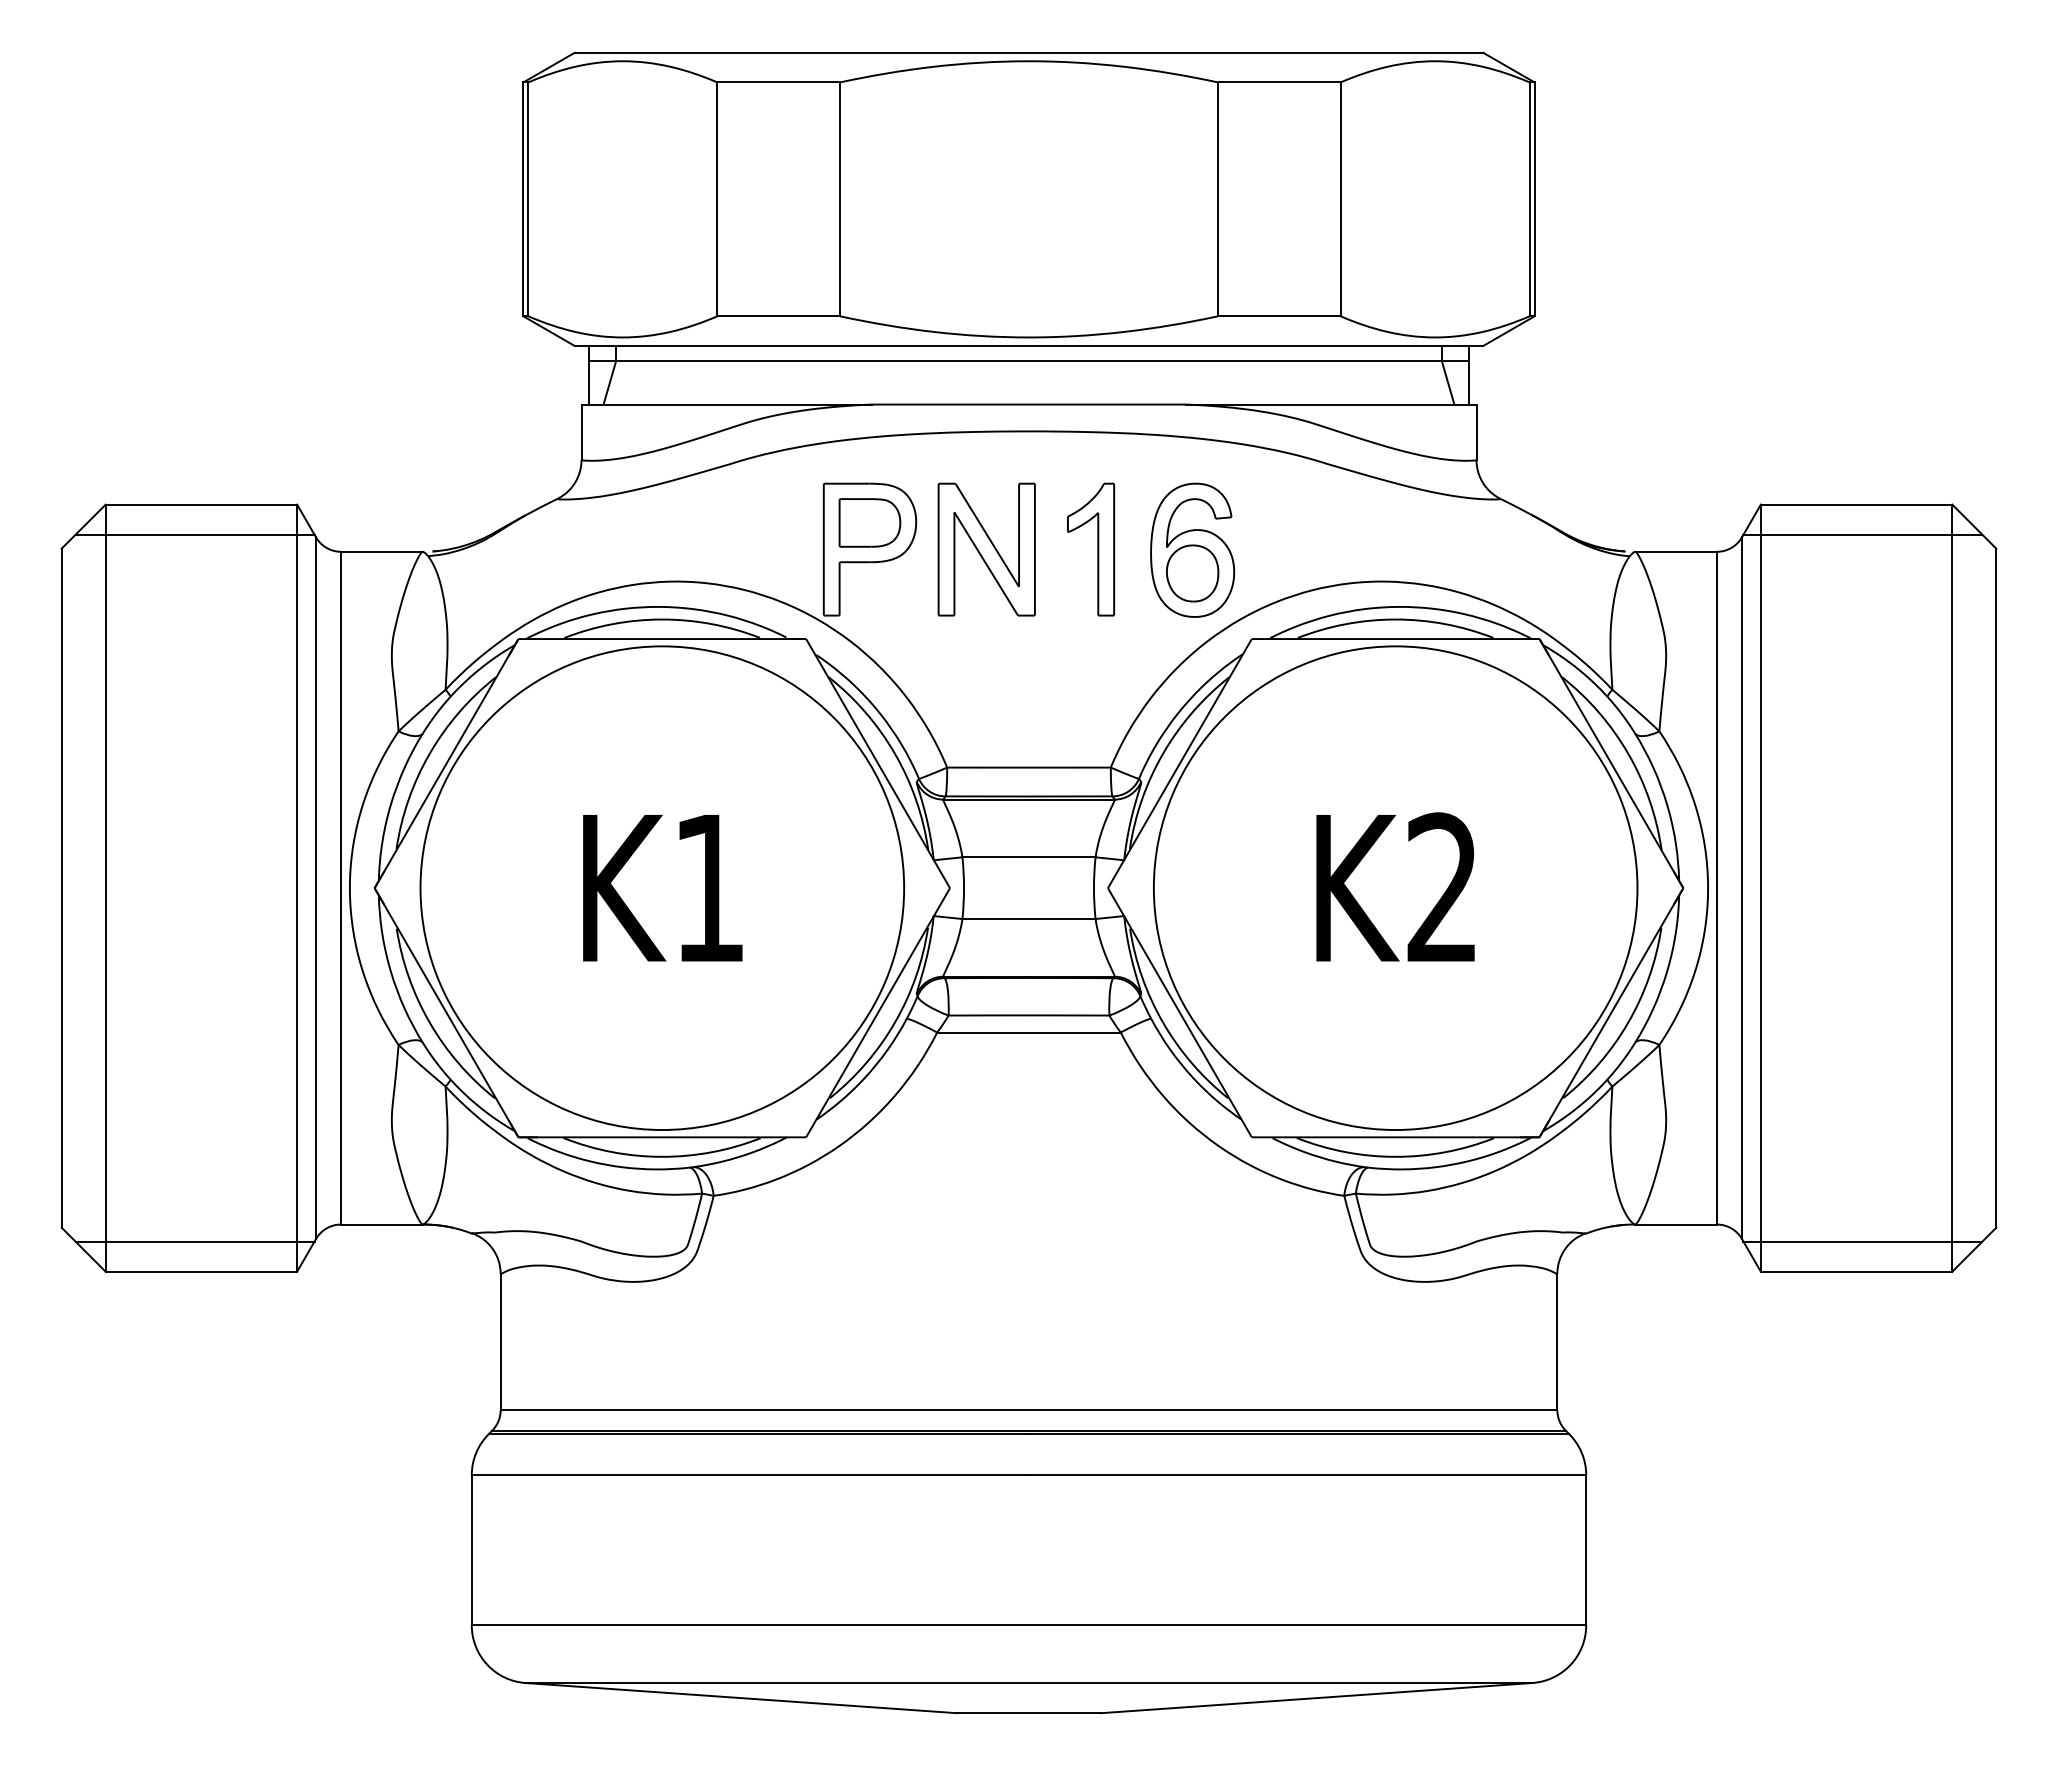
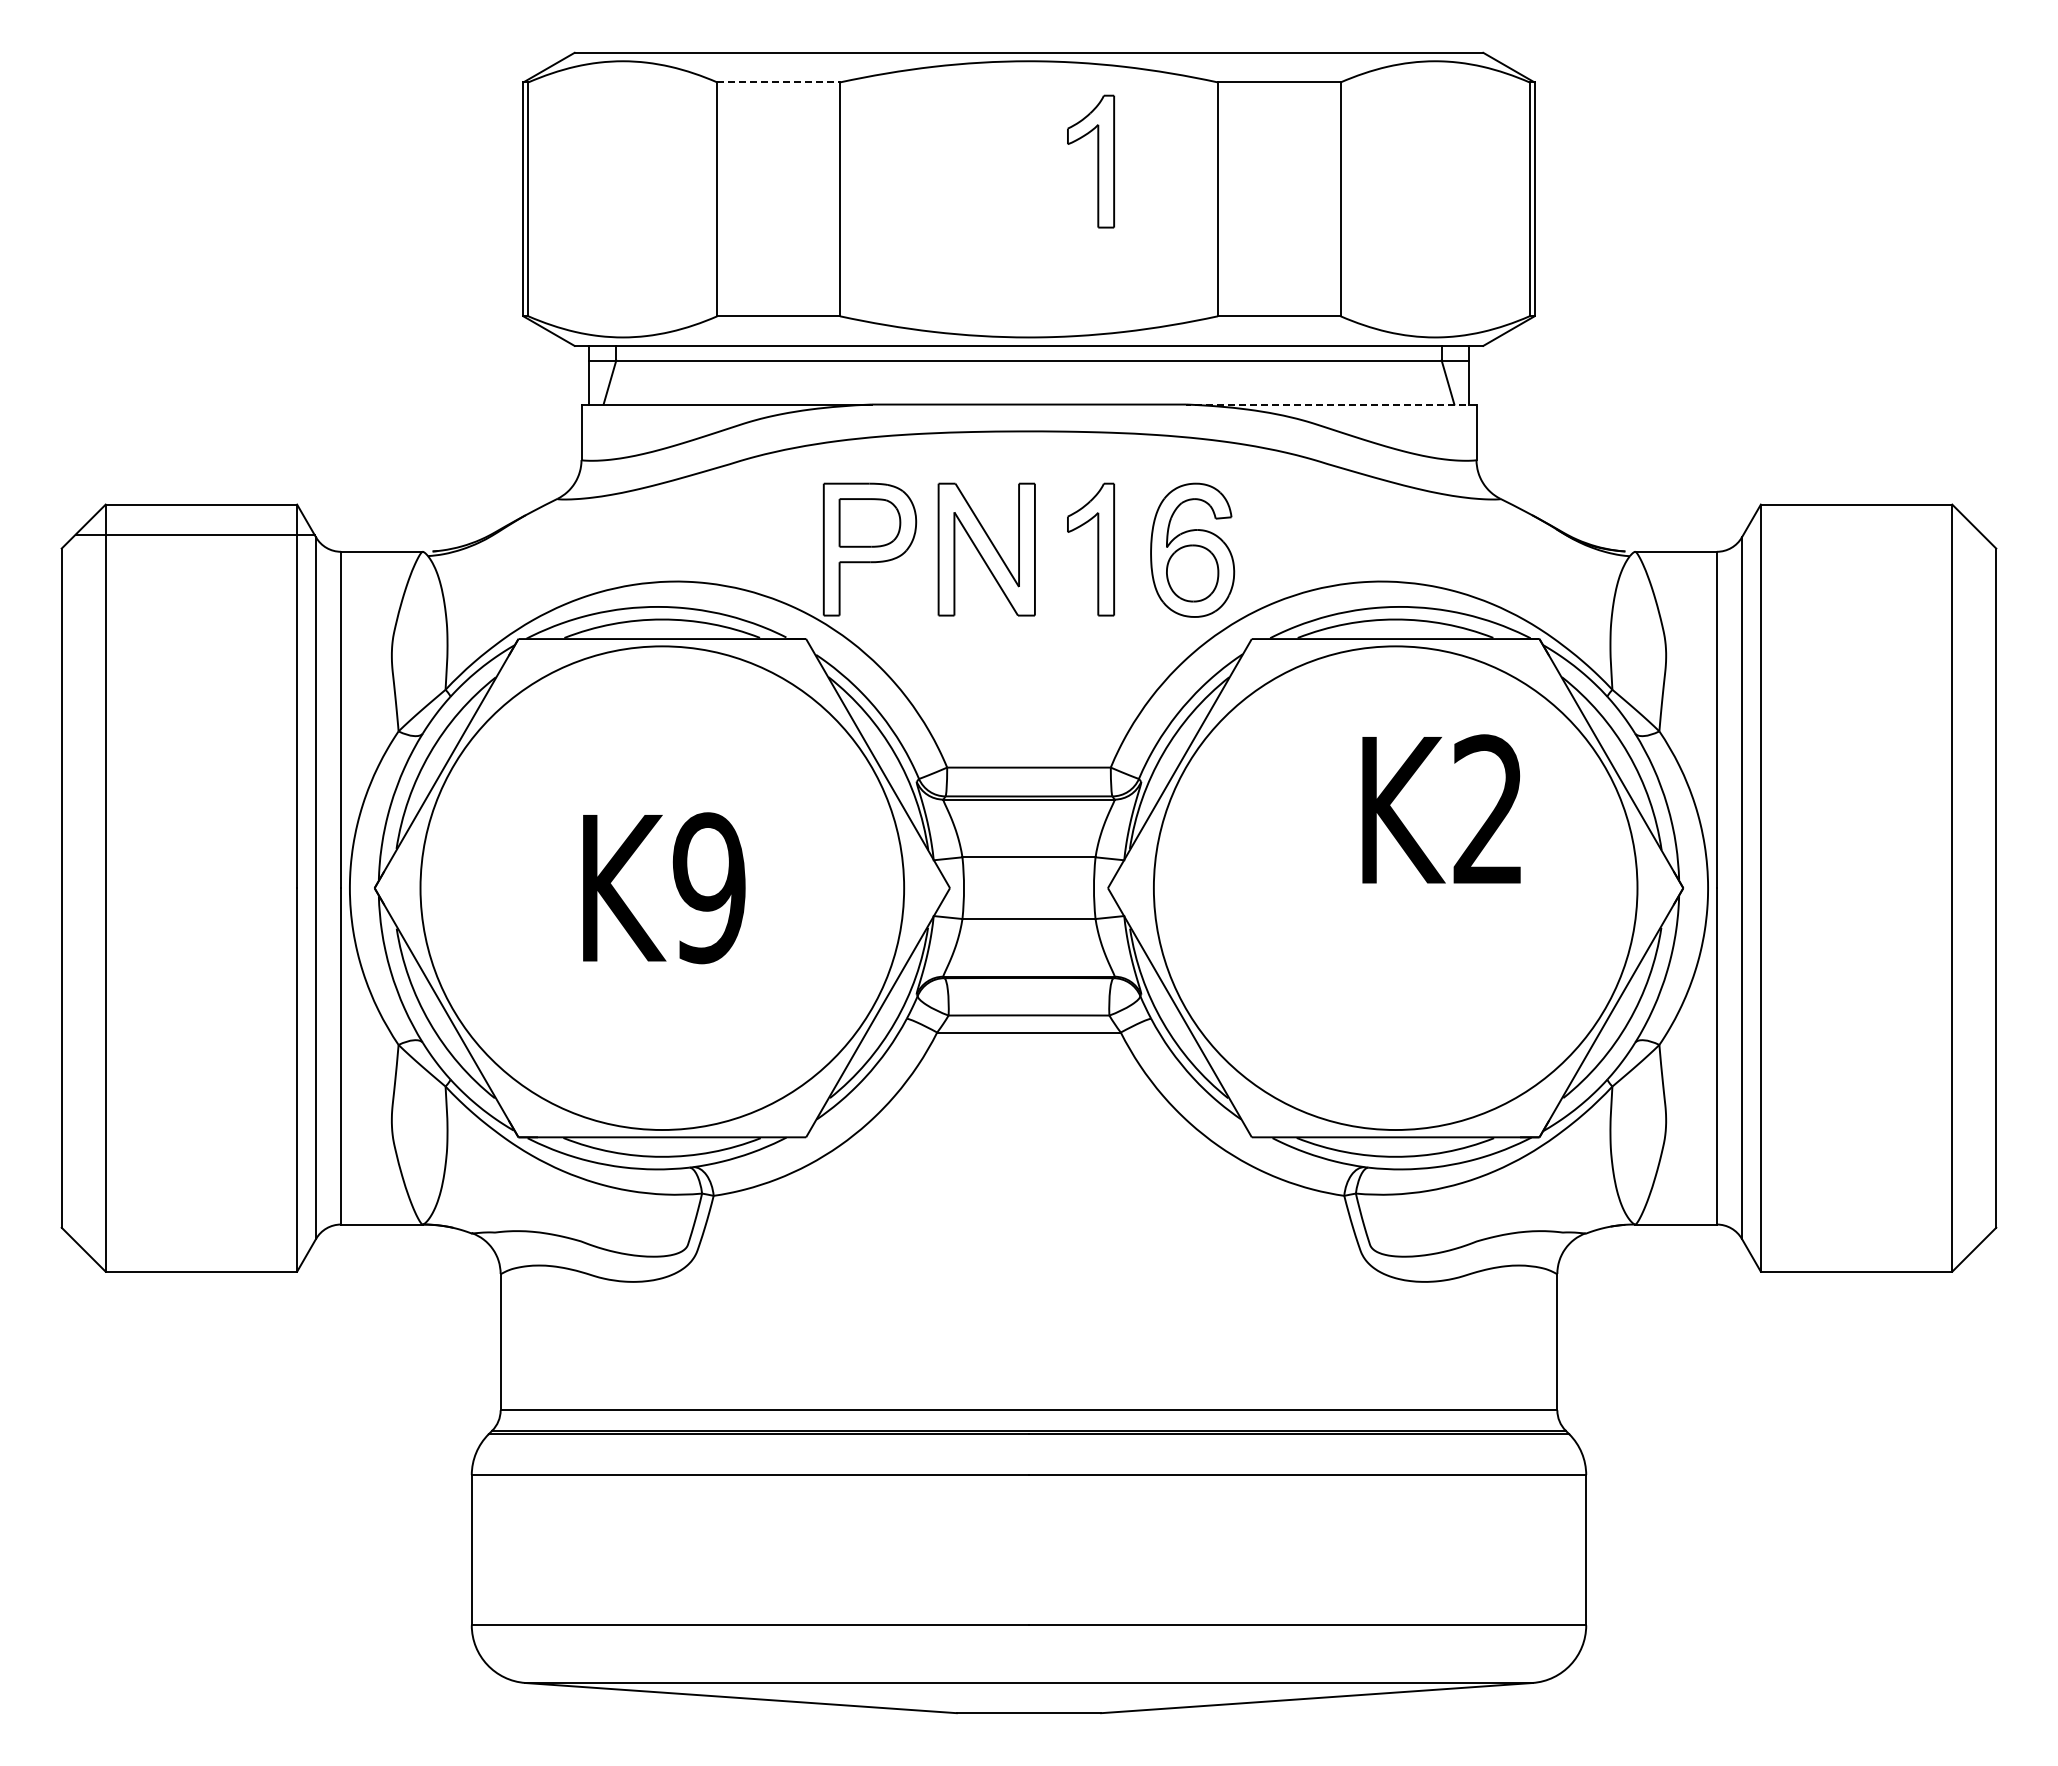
line: solid -> dashed (779, 82)
part: none -> present (1097, 161)
line: solid -> dashed (1330, 404)
line: present -> none (1862, 534)
text position: (1395, 886) -> (1441, 808) (1441, 808)
text: K1 -> K9 (708, 888)
line: present -> none (194, 1241)
line: present -> none (1862, 1241)
